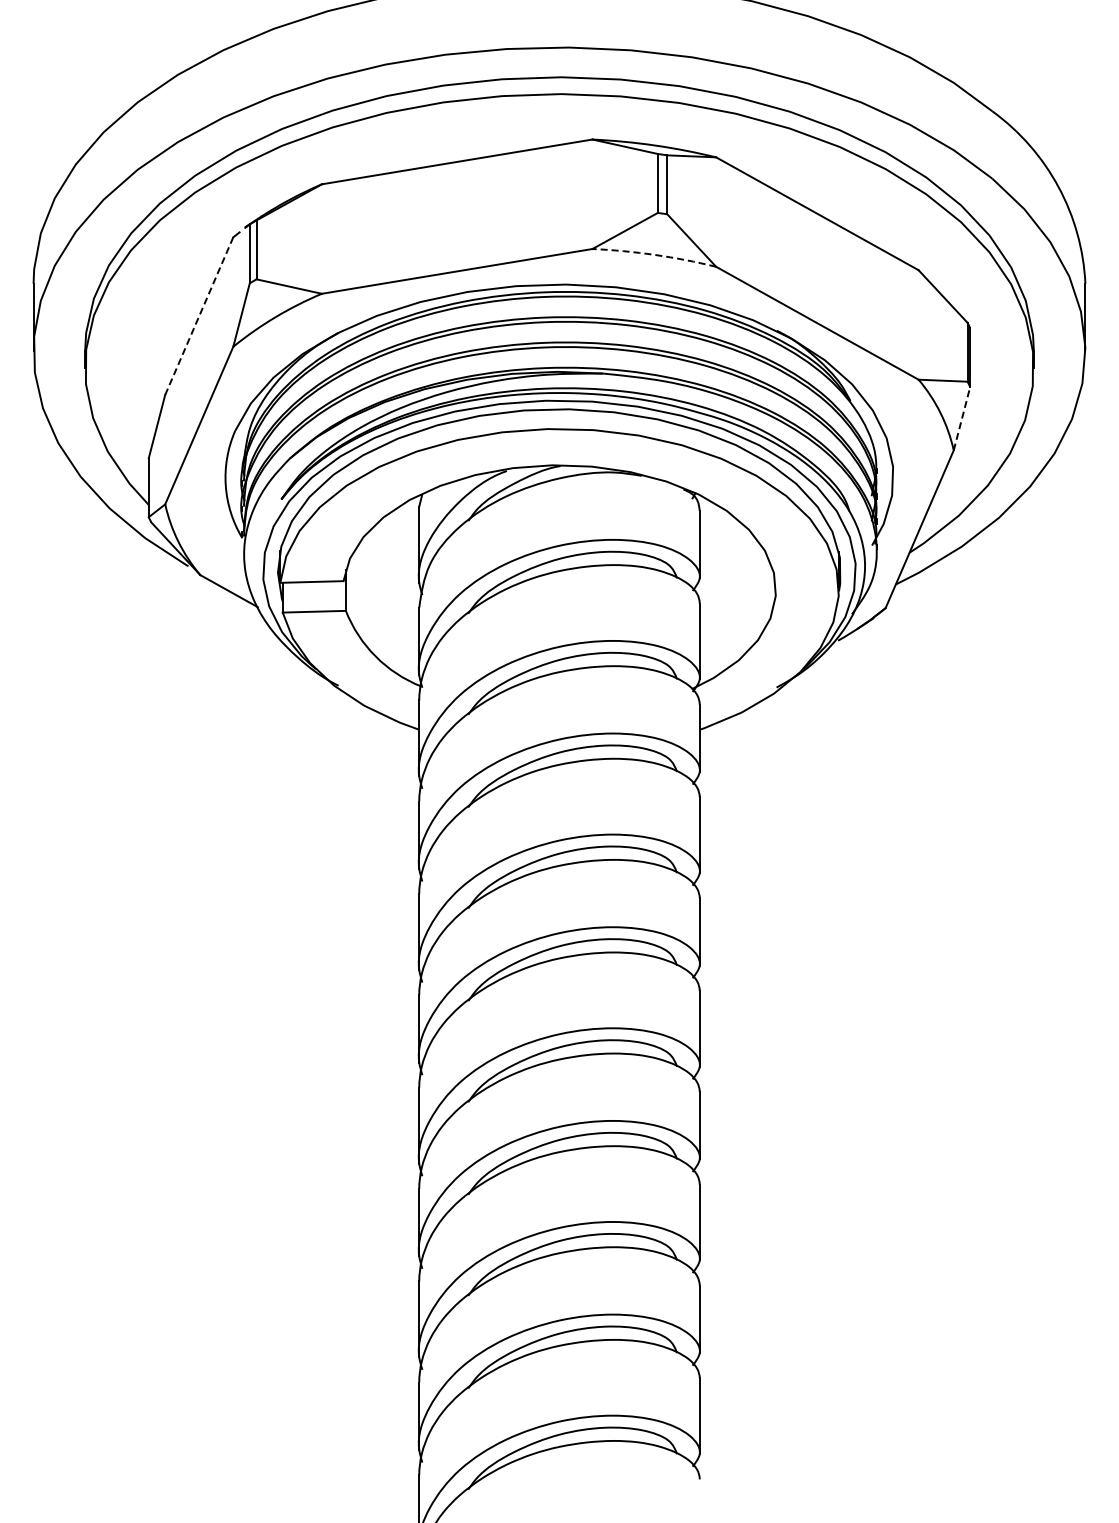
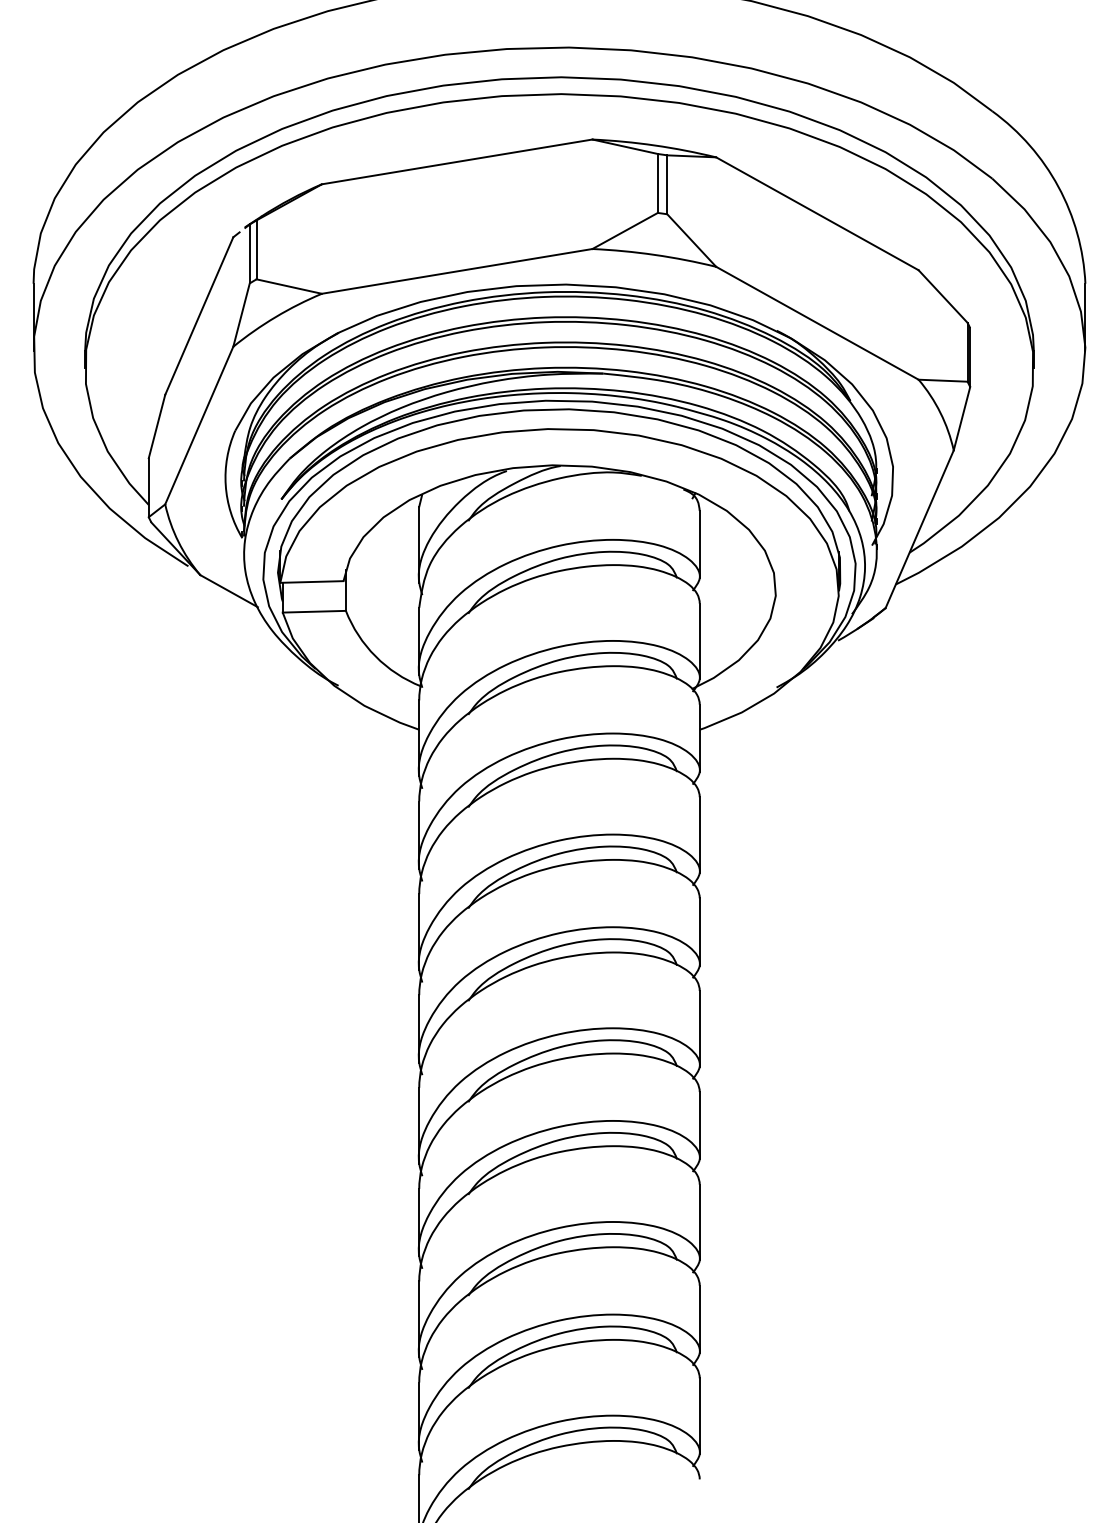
arc: dashed -> solid (654, 254)
line: dashed -> solid (199, 316)
line: dashed -> solid (961, 418)
